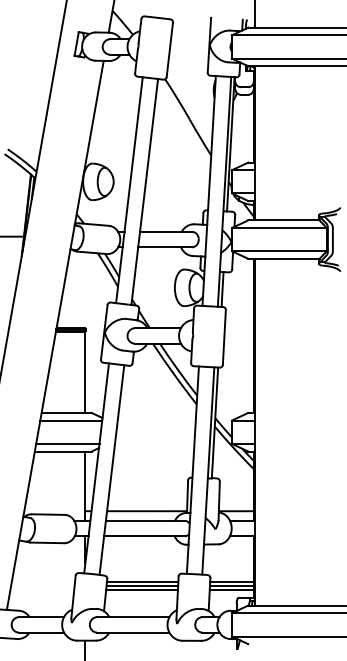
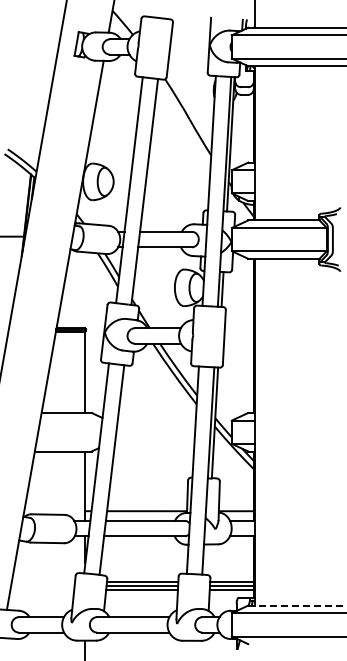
line: present -> none (71, 420)
line: present -> none (67, 443)
line: solid -> dashed (297, 605)
